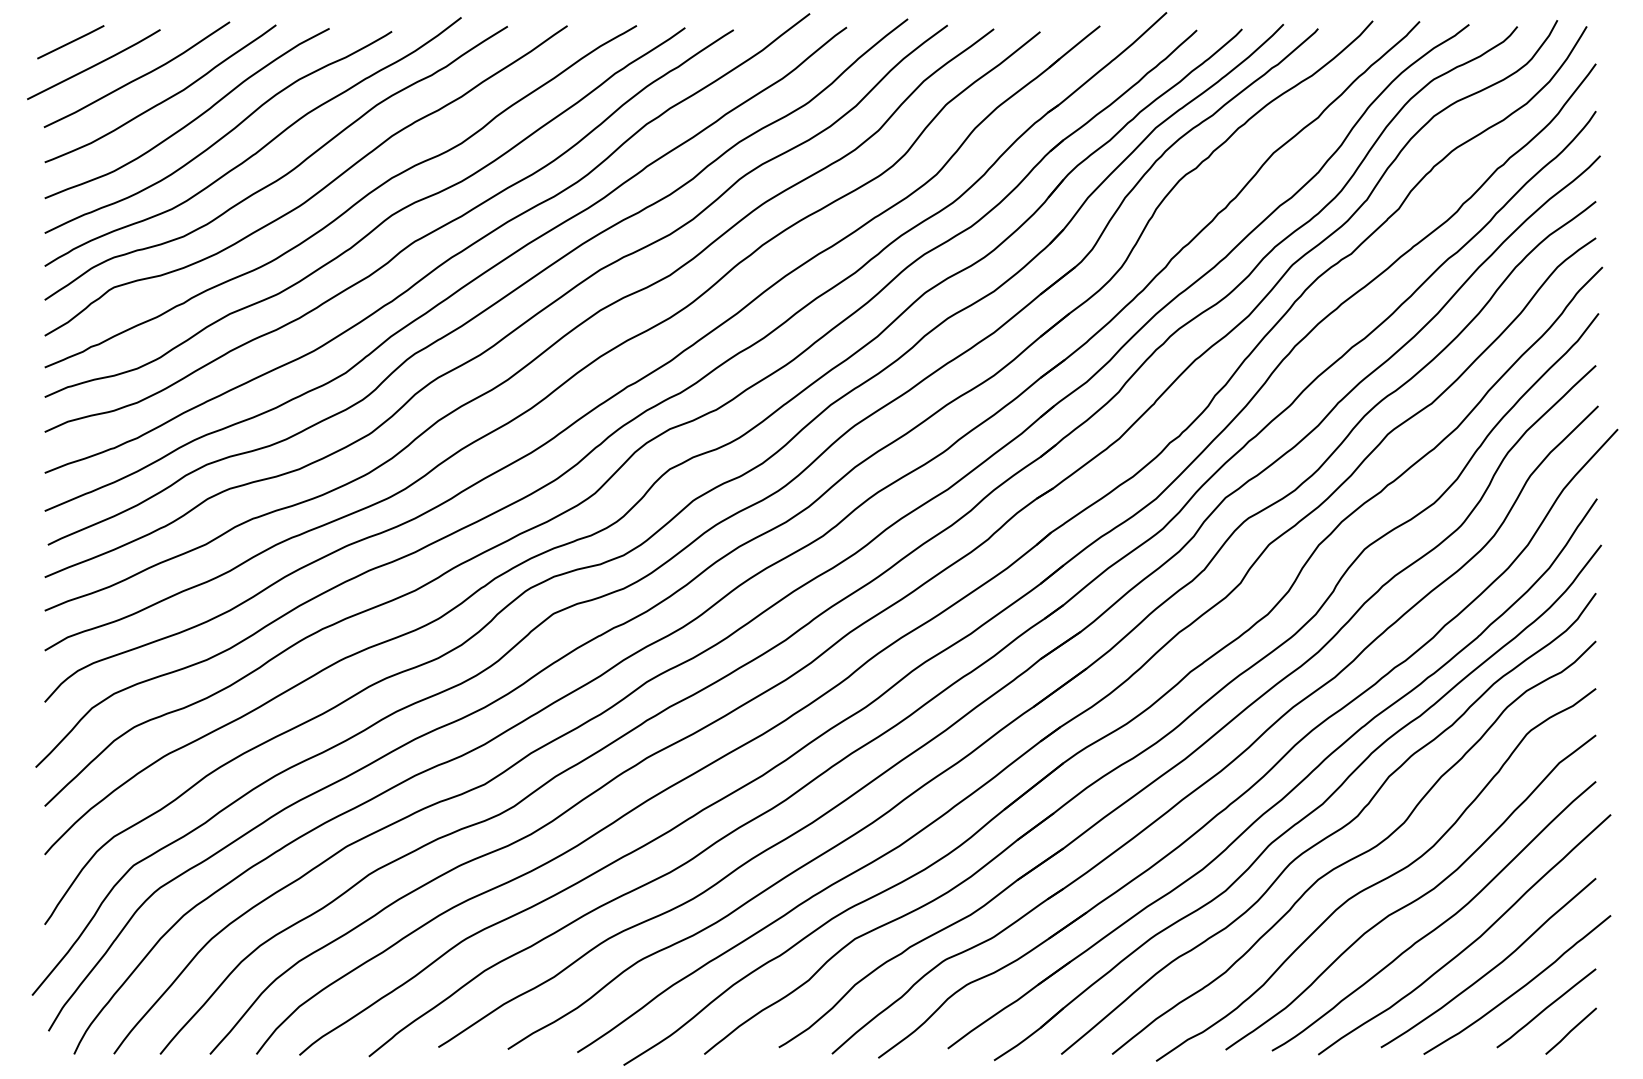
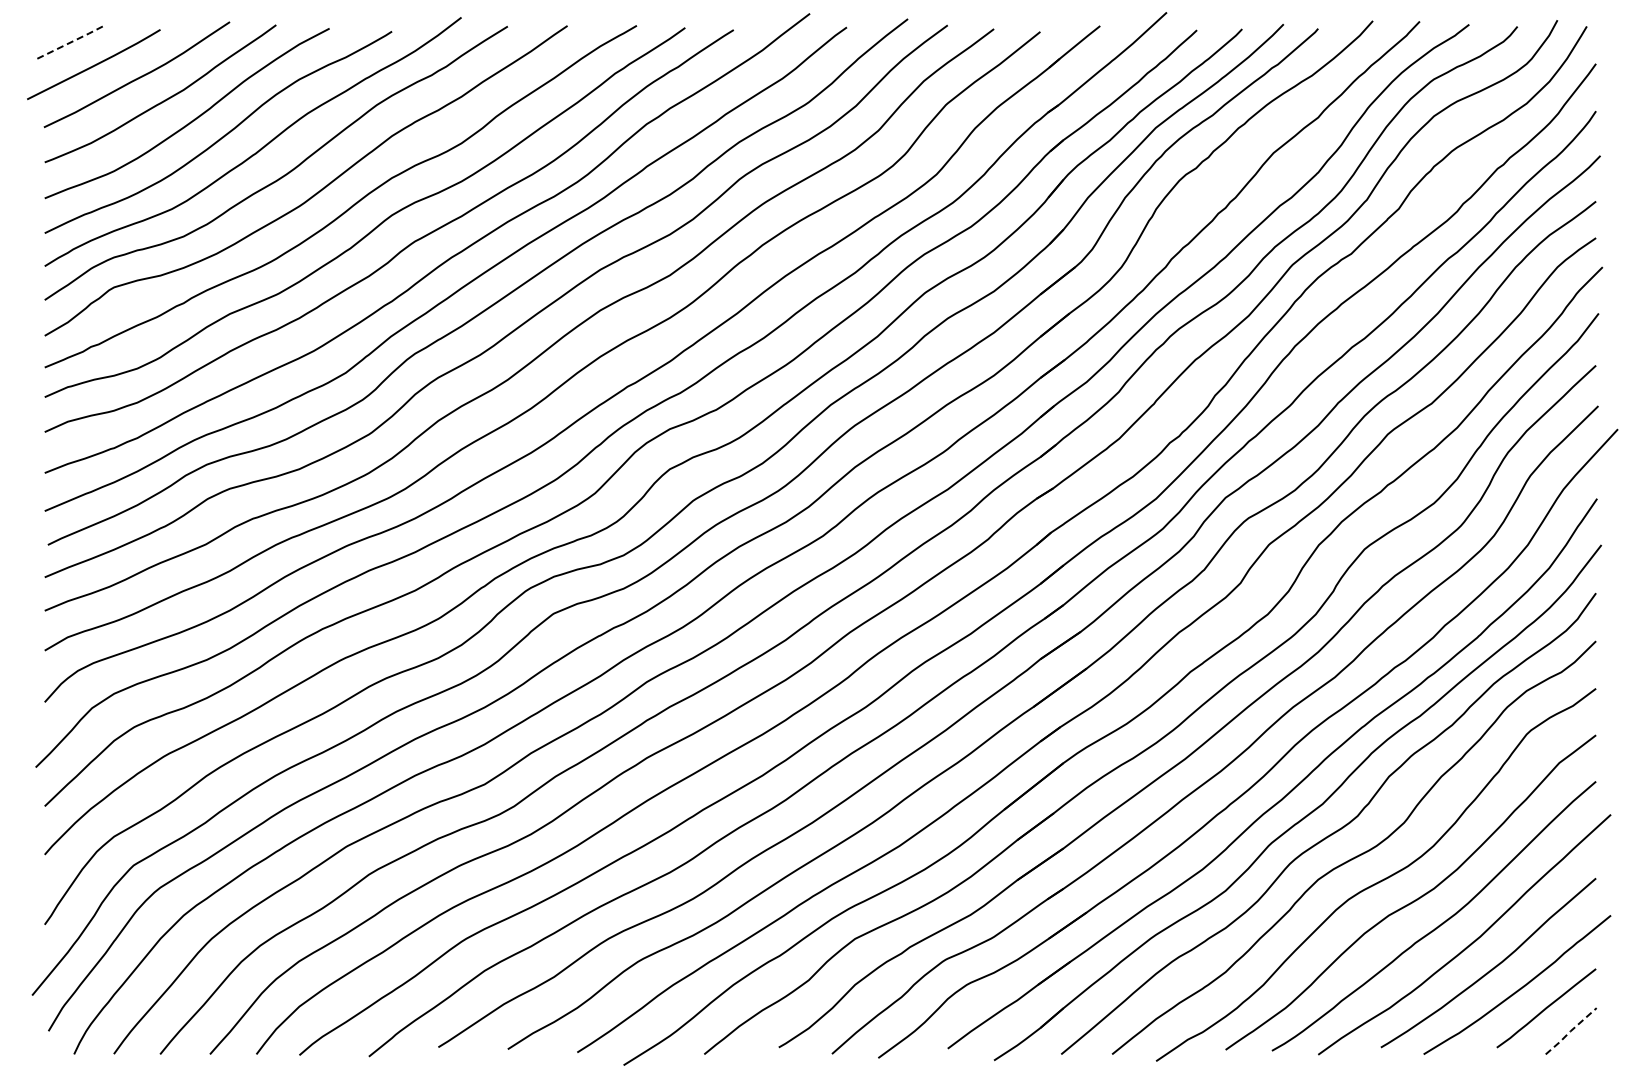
line: solid -> dashed (72, 41)
line: solid -> dashed (1570, 1031)
